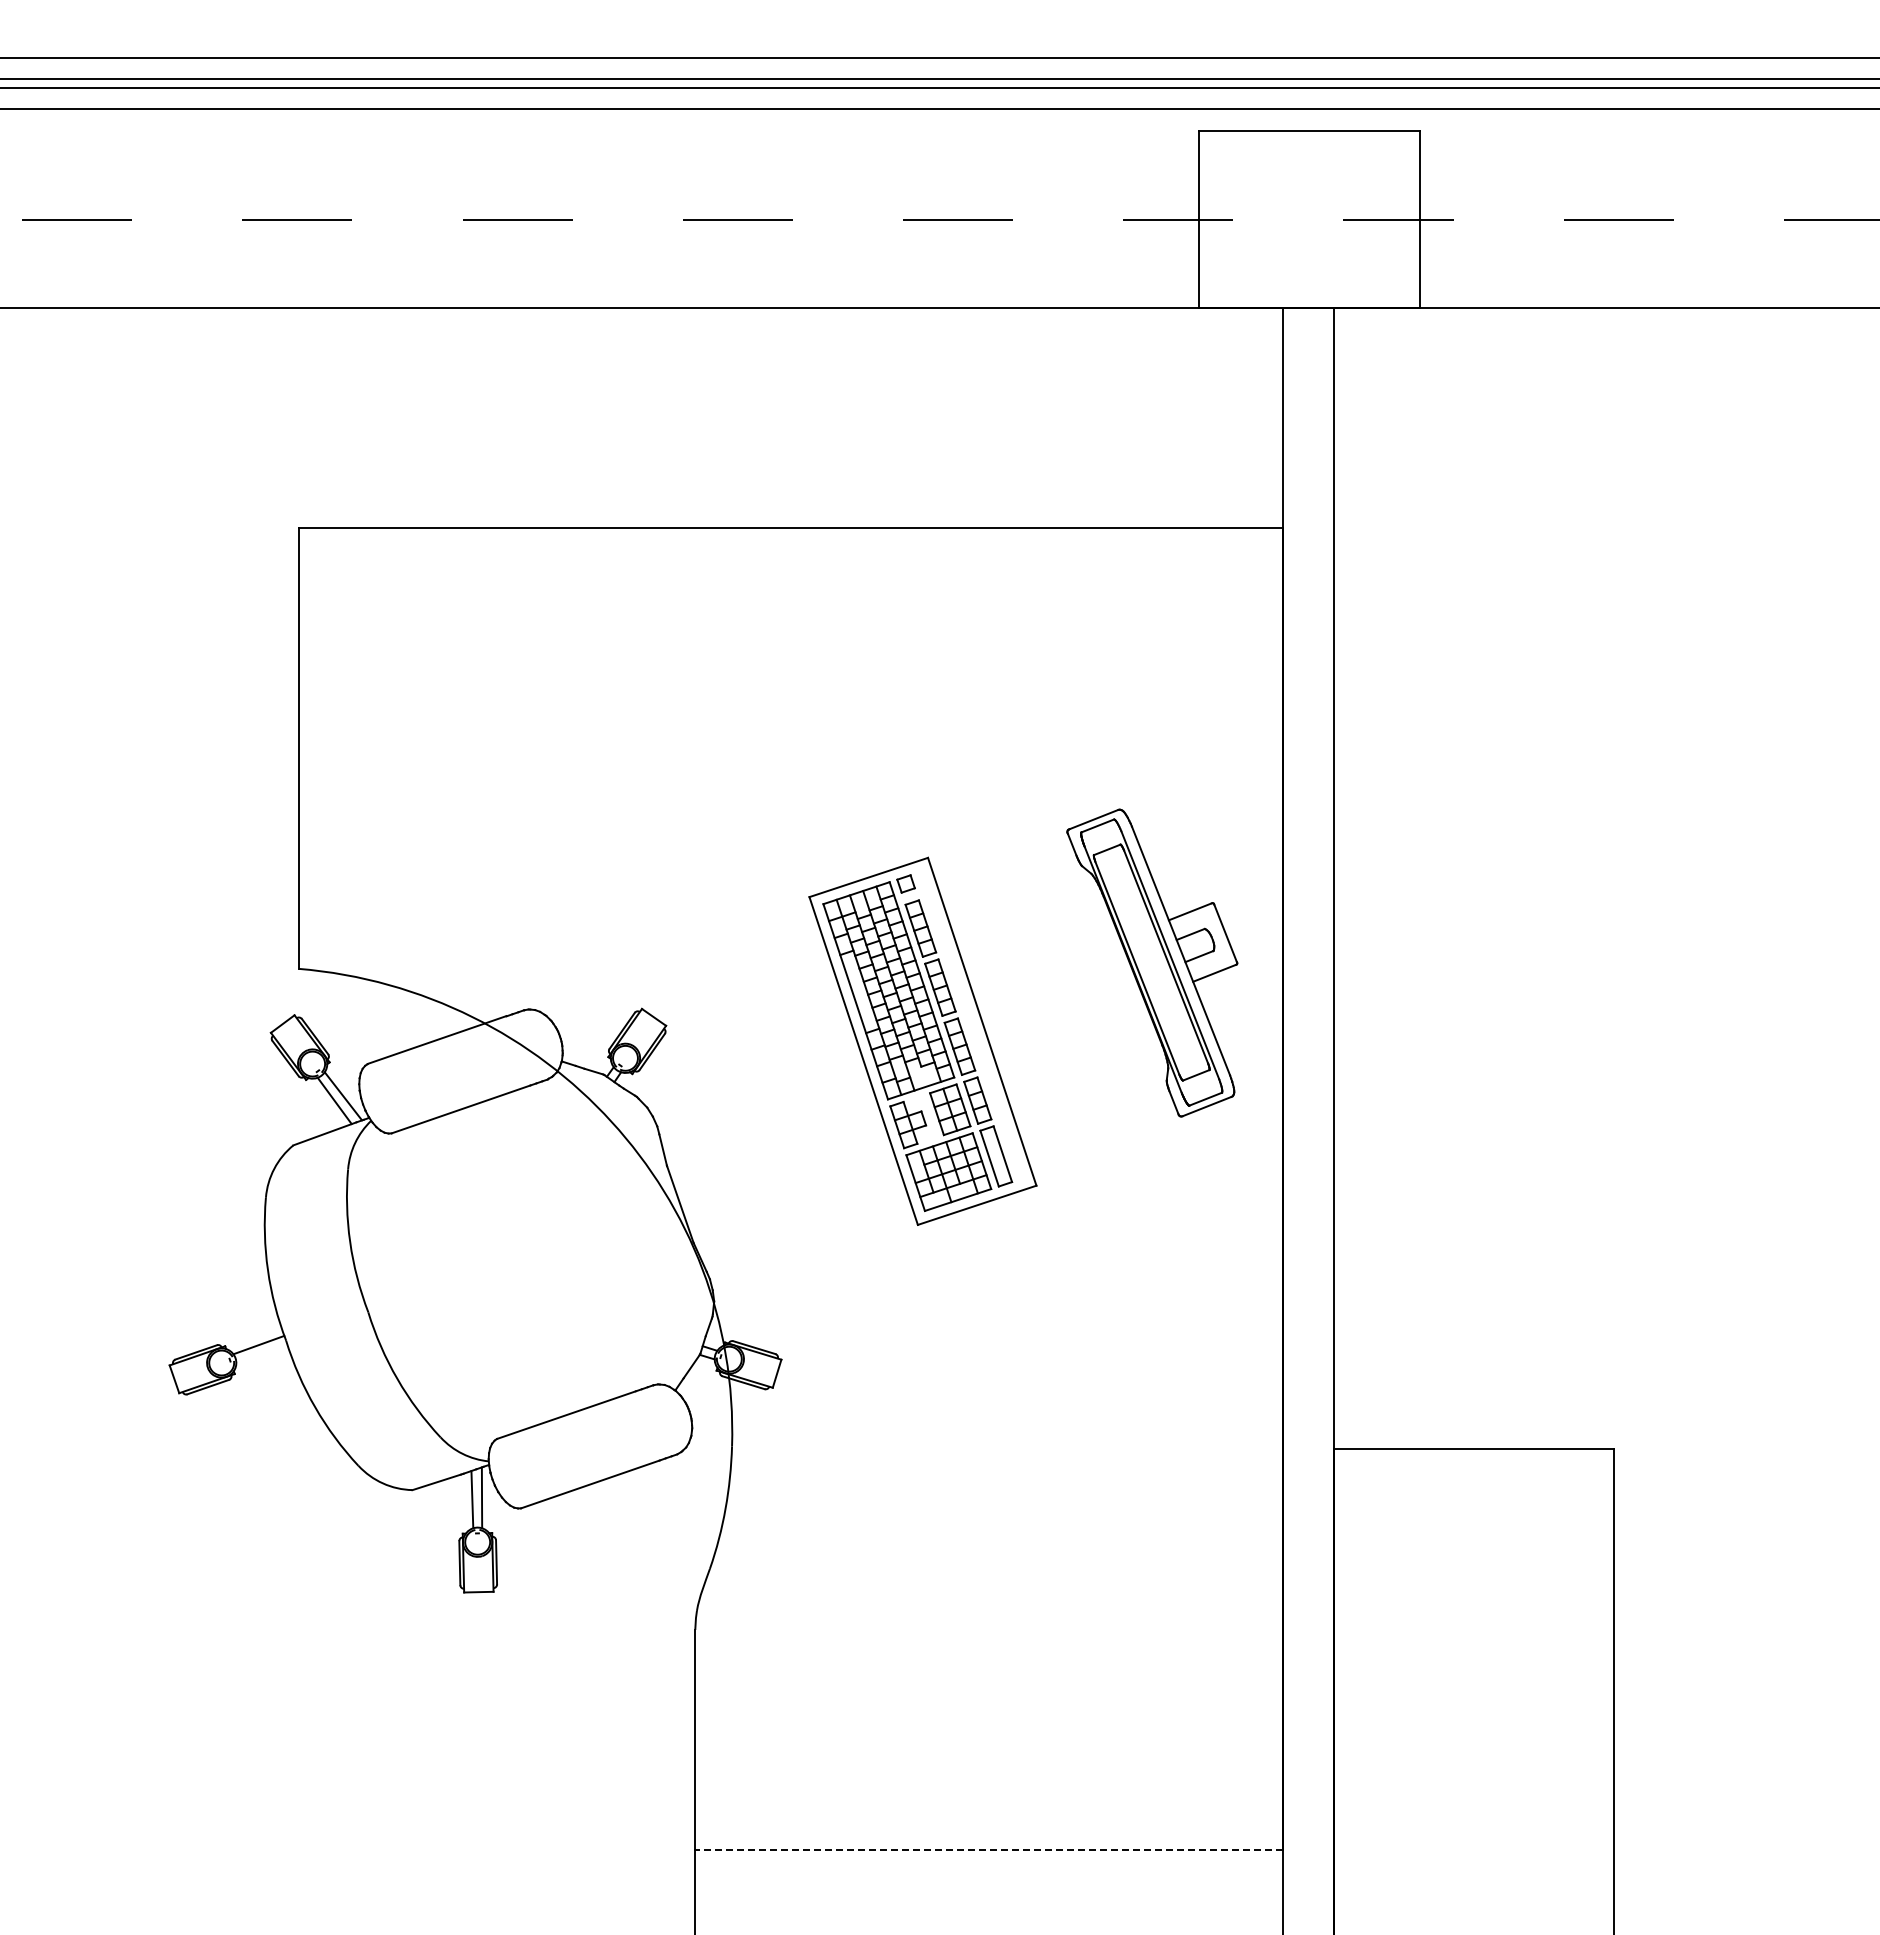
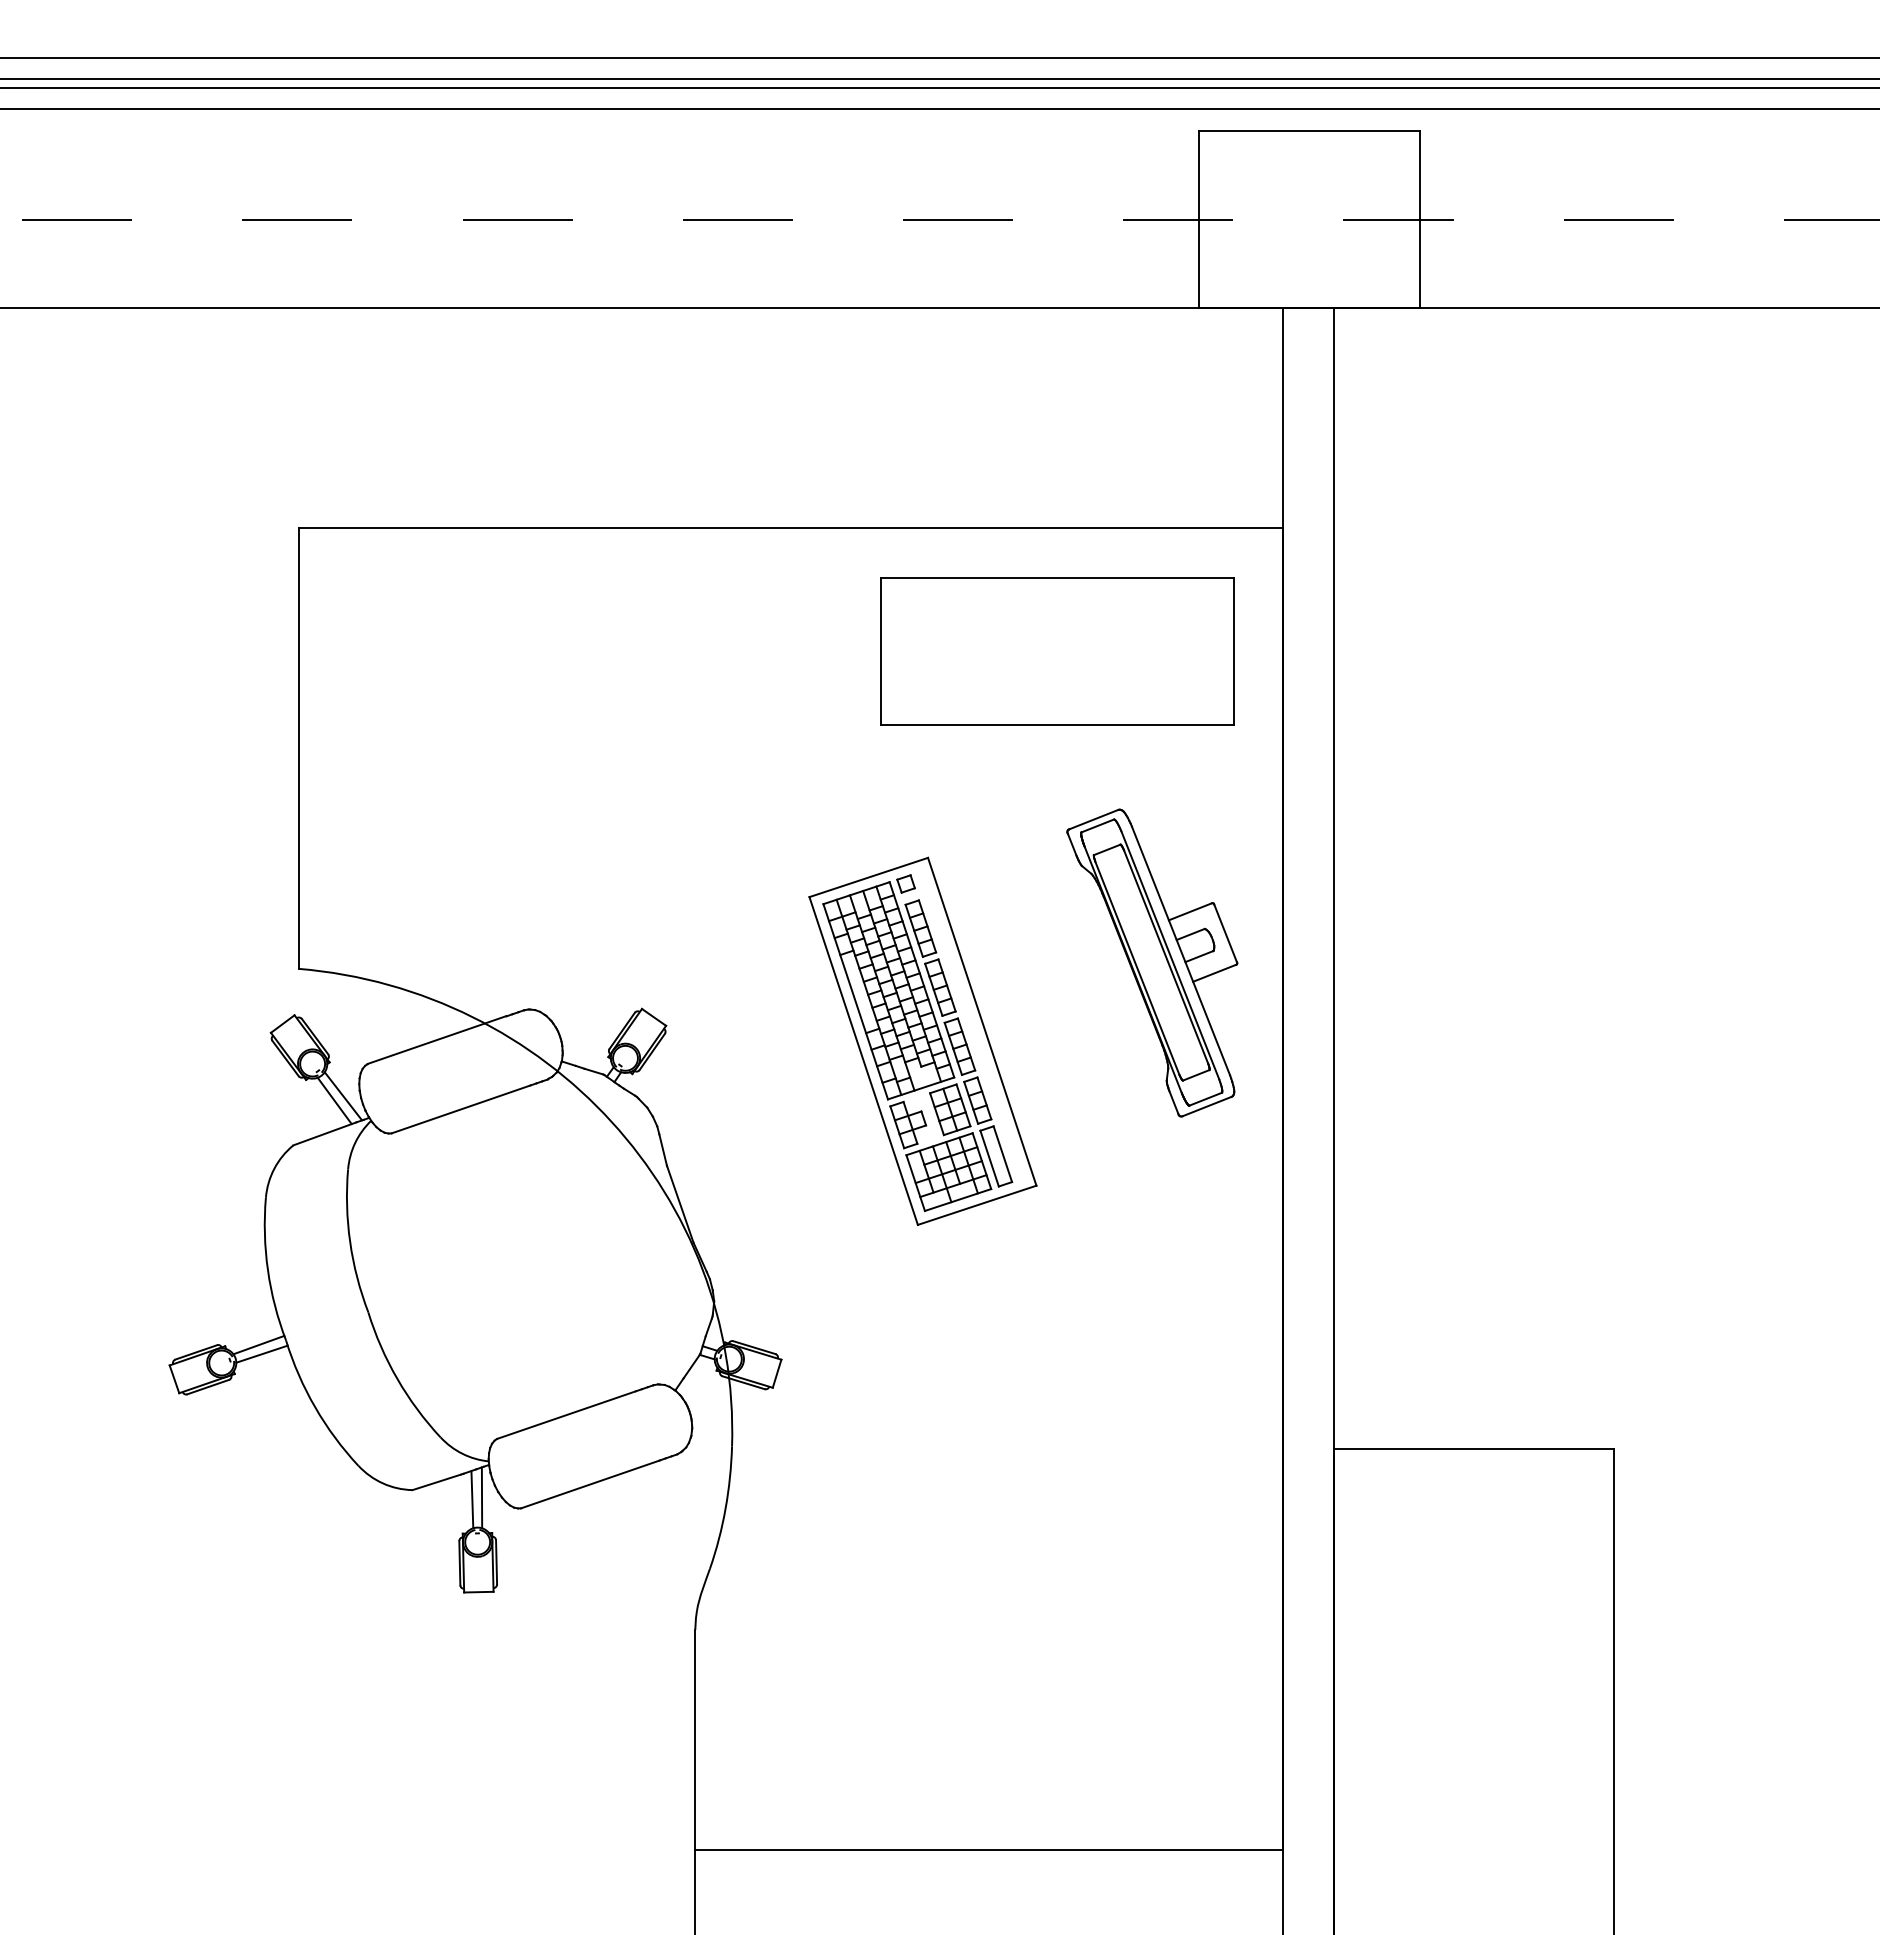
part: none -> present (1057, 651)
line: none -> present (261, 1353)
line: dashed -> solid (989, 1850)
